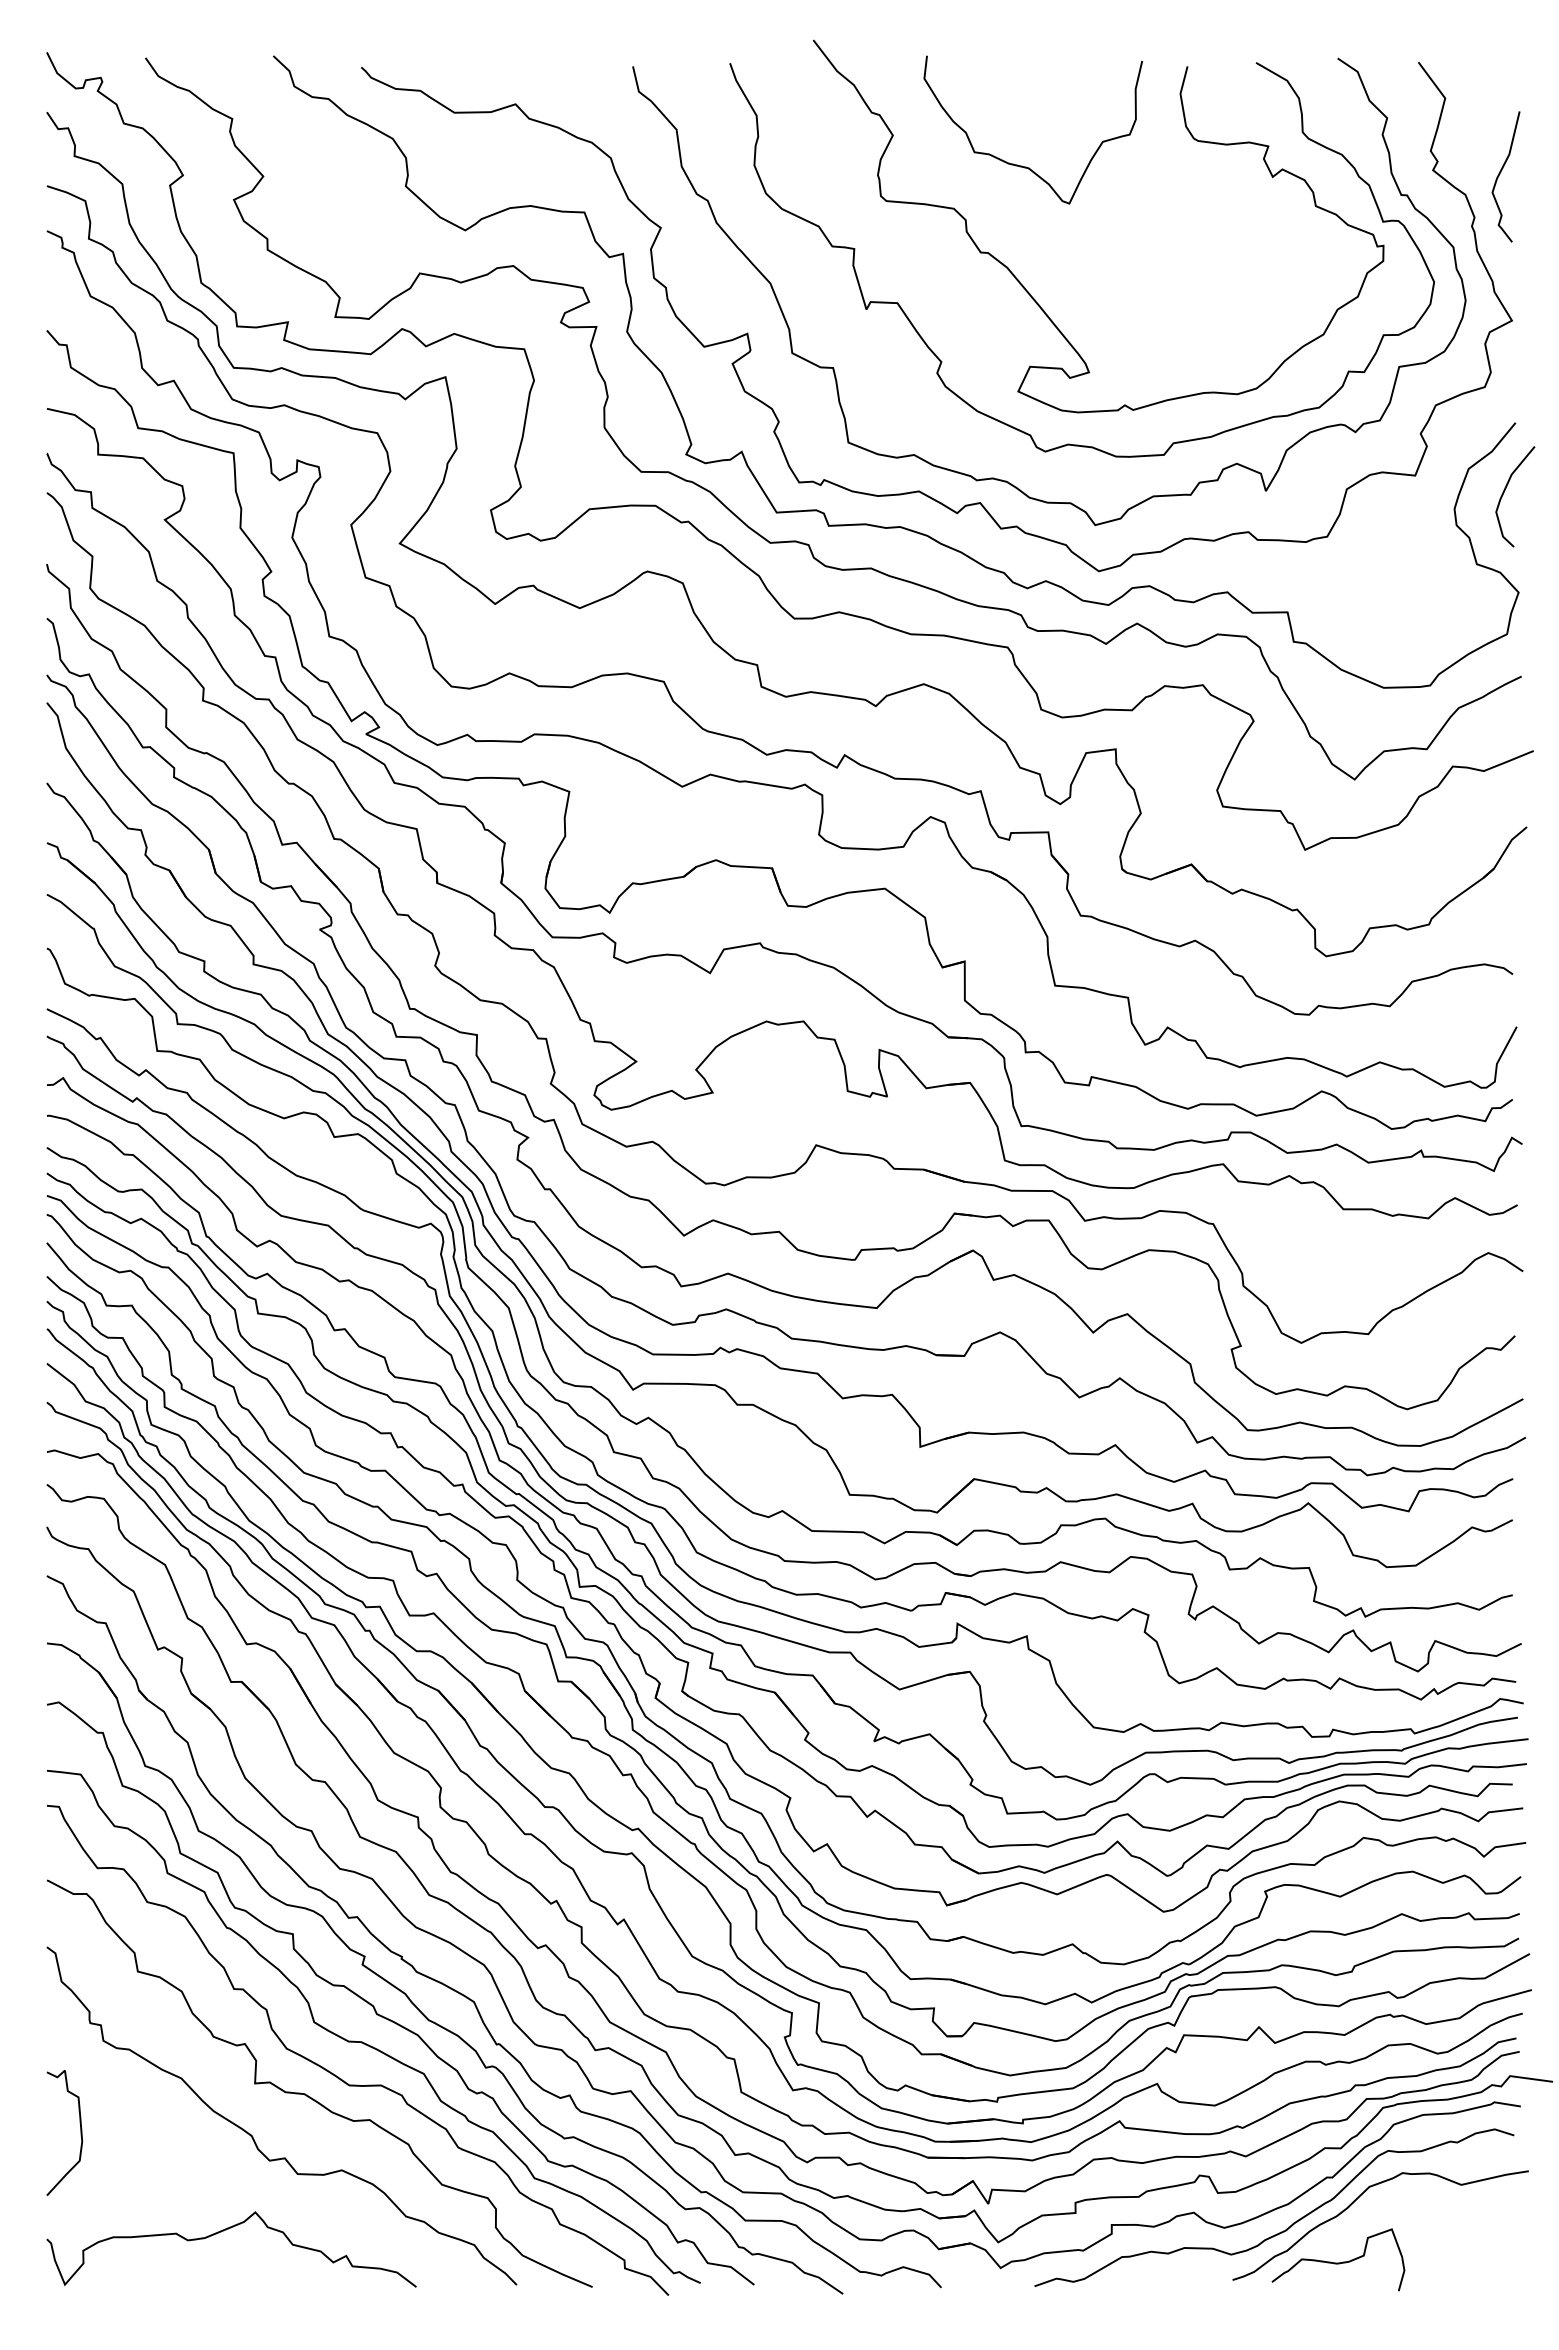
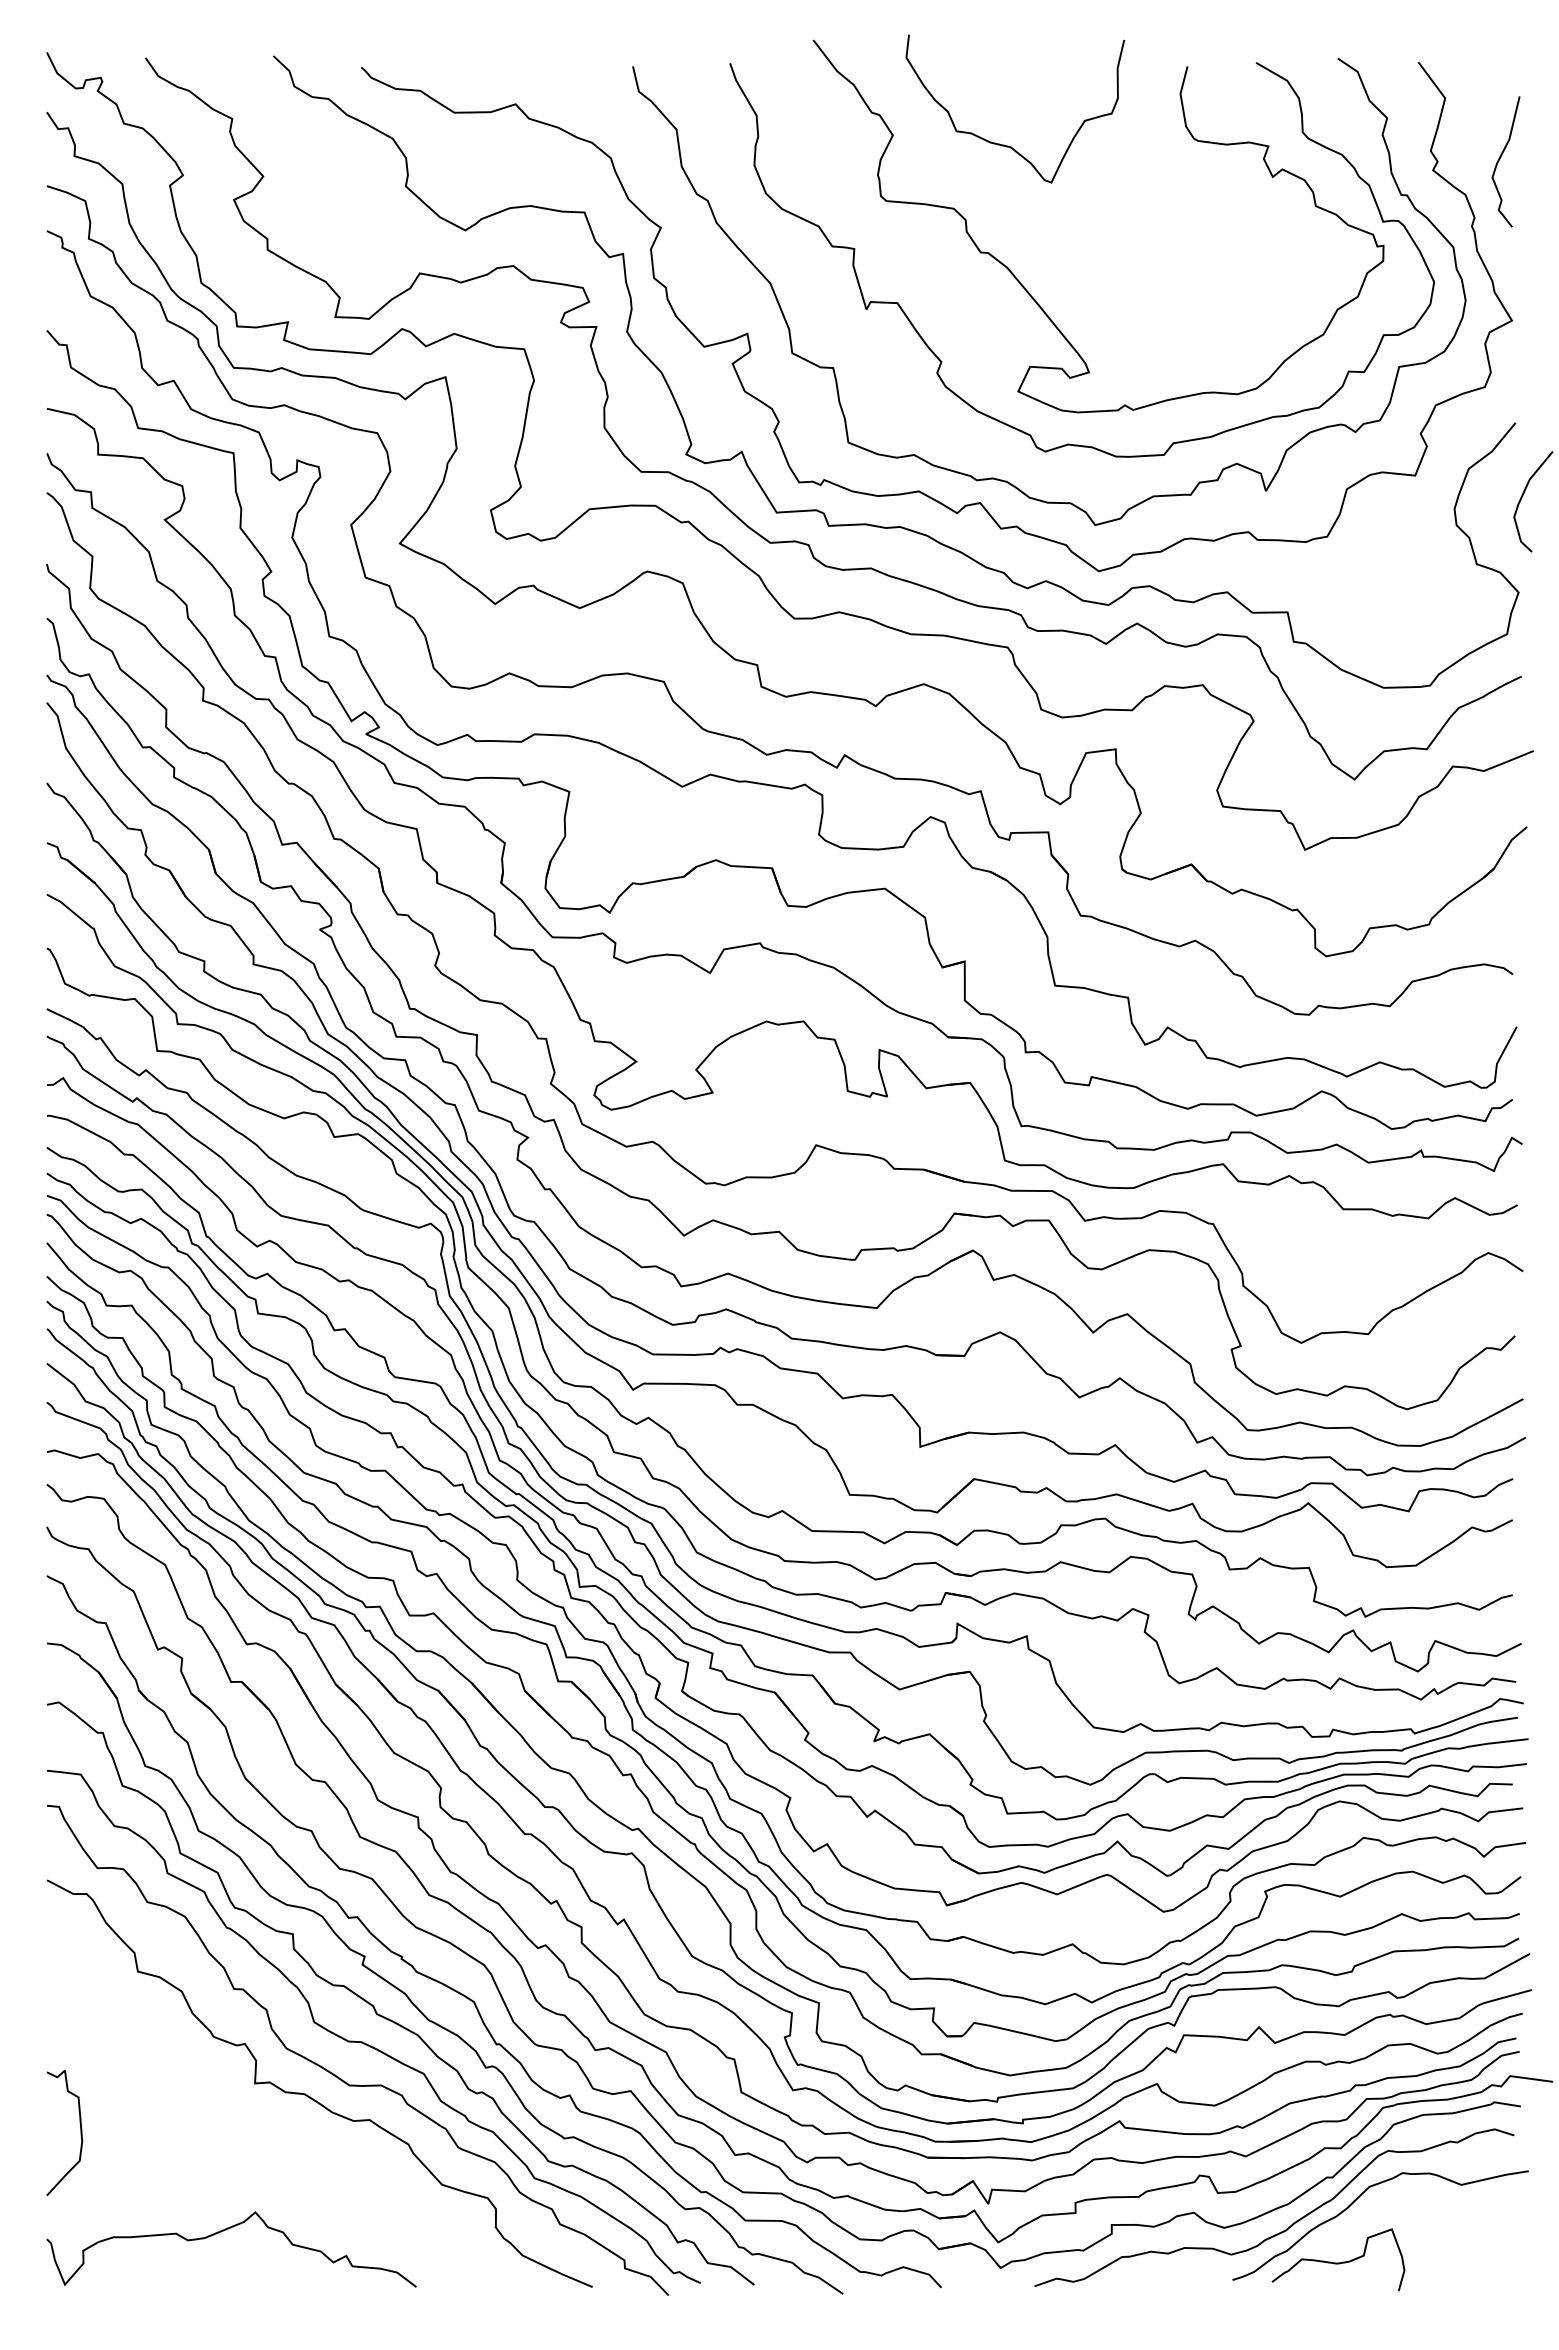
curve position: (1022, 165) -> (1004, 144) (1004, 144)
curve position: (1500, 174) -> (1500, 159) (1500, 159)
curve position: (1504, 493) -> (1522, 498) (1522, 498)
curve: present -> none (252, 2135)
